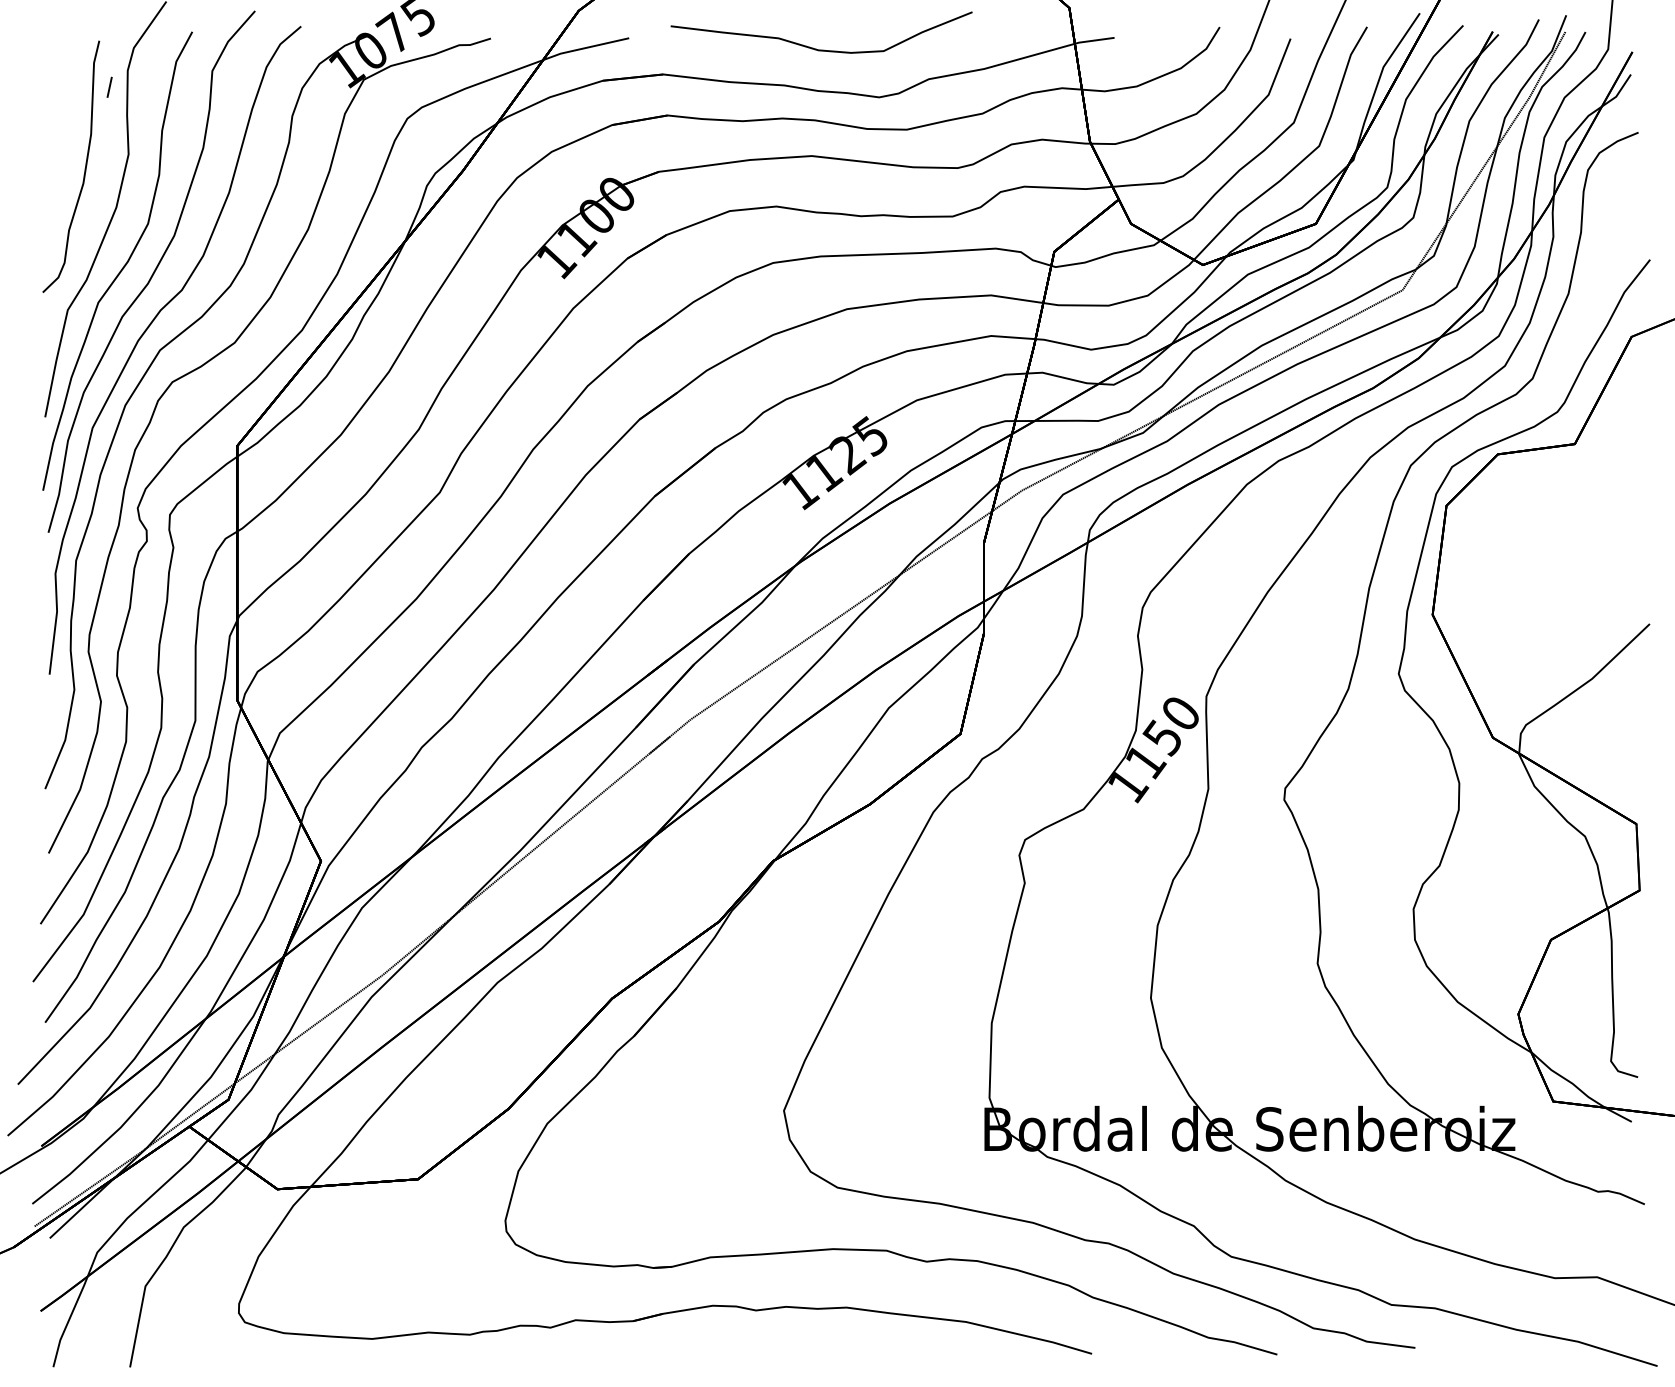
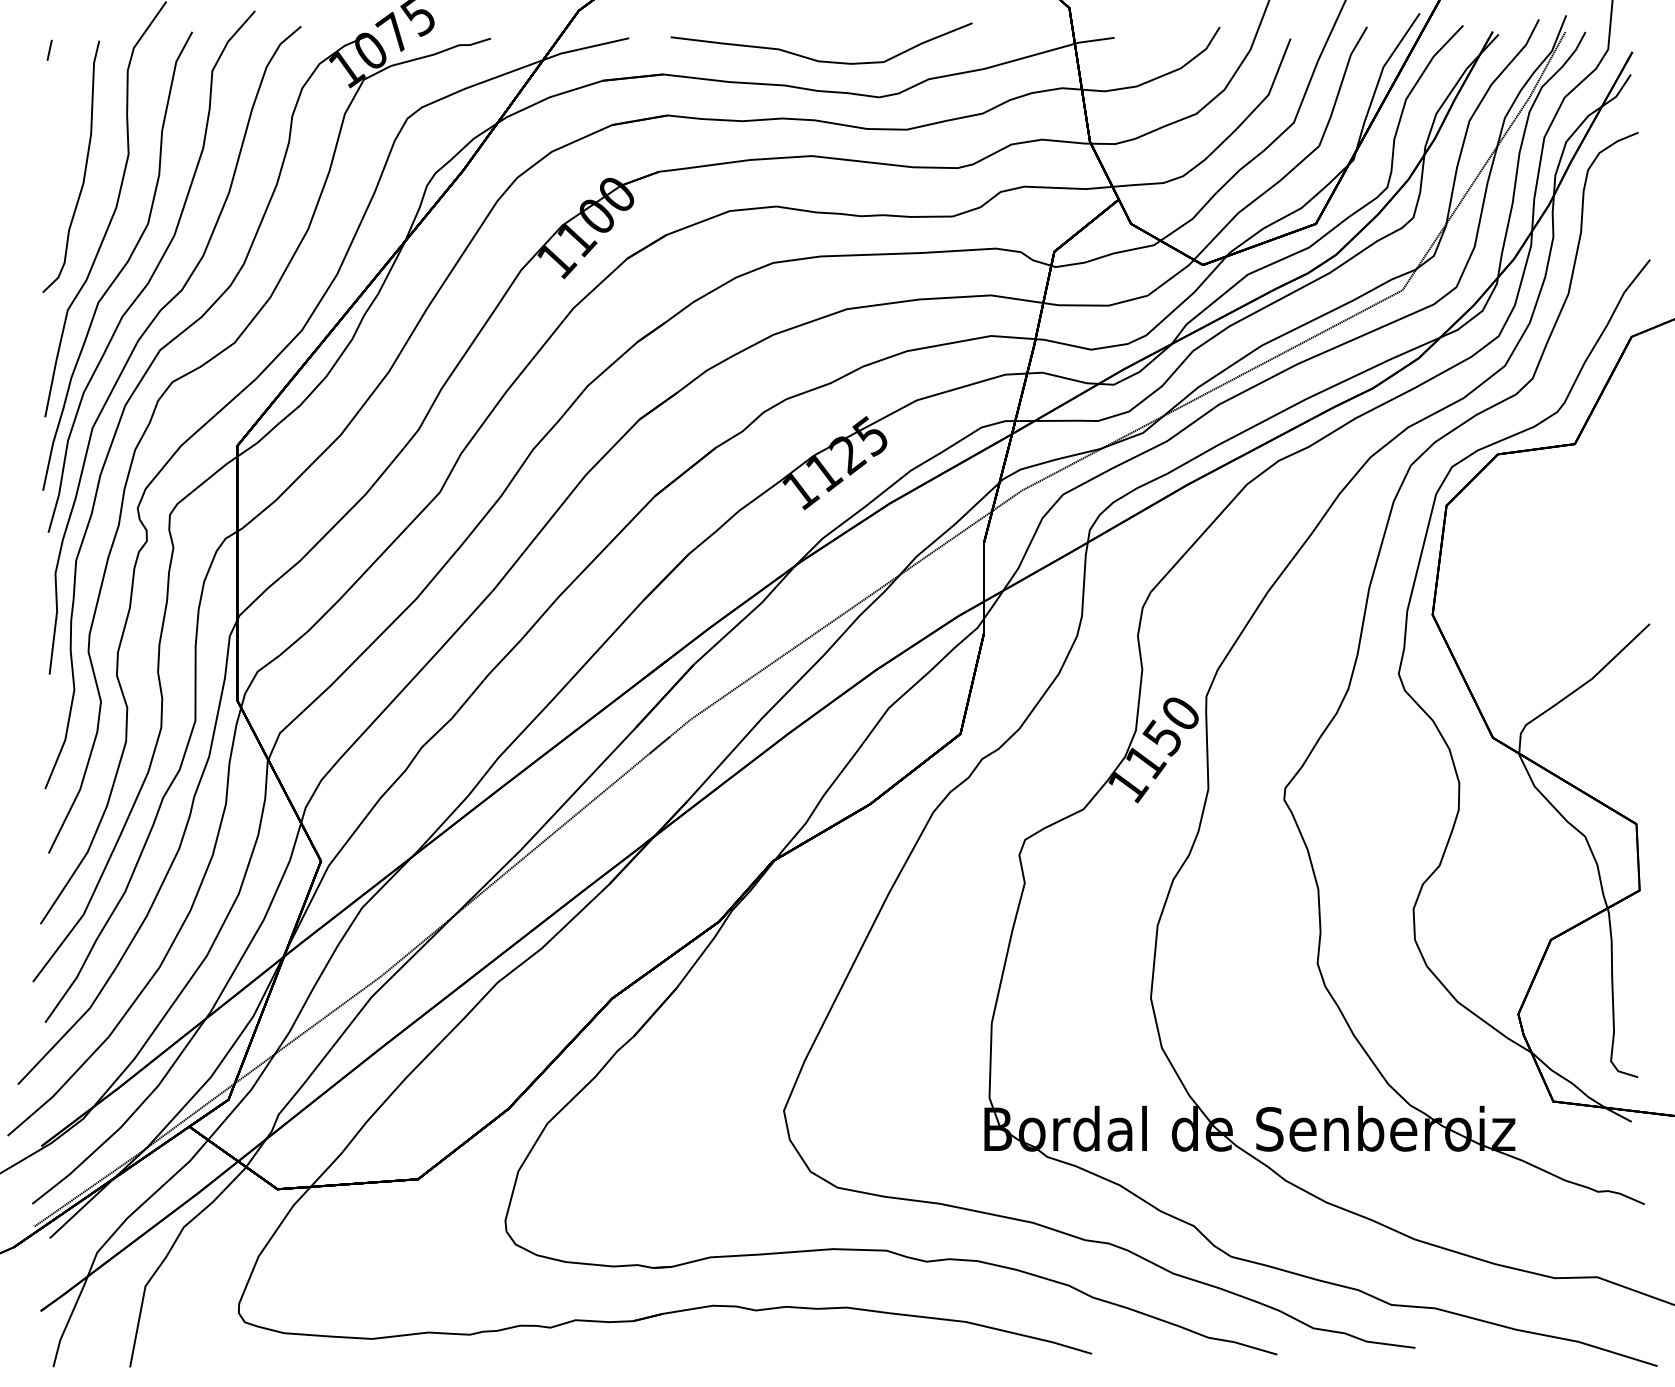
part position: (816, 48) -> (816, 59) (816, 59)
line position: (109, 86) -> (49, 49) (49, 49)
